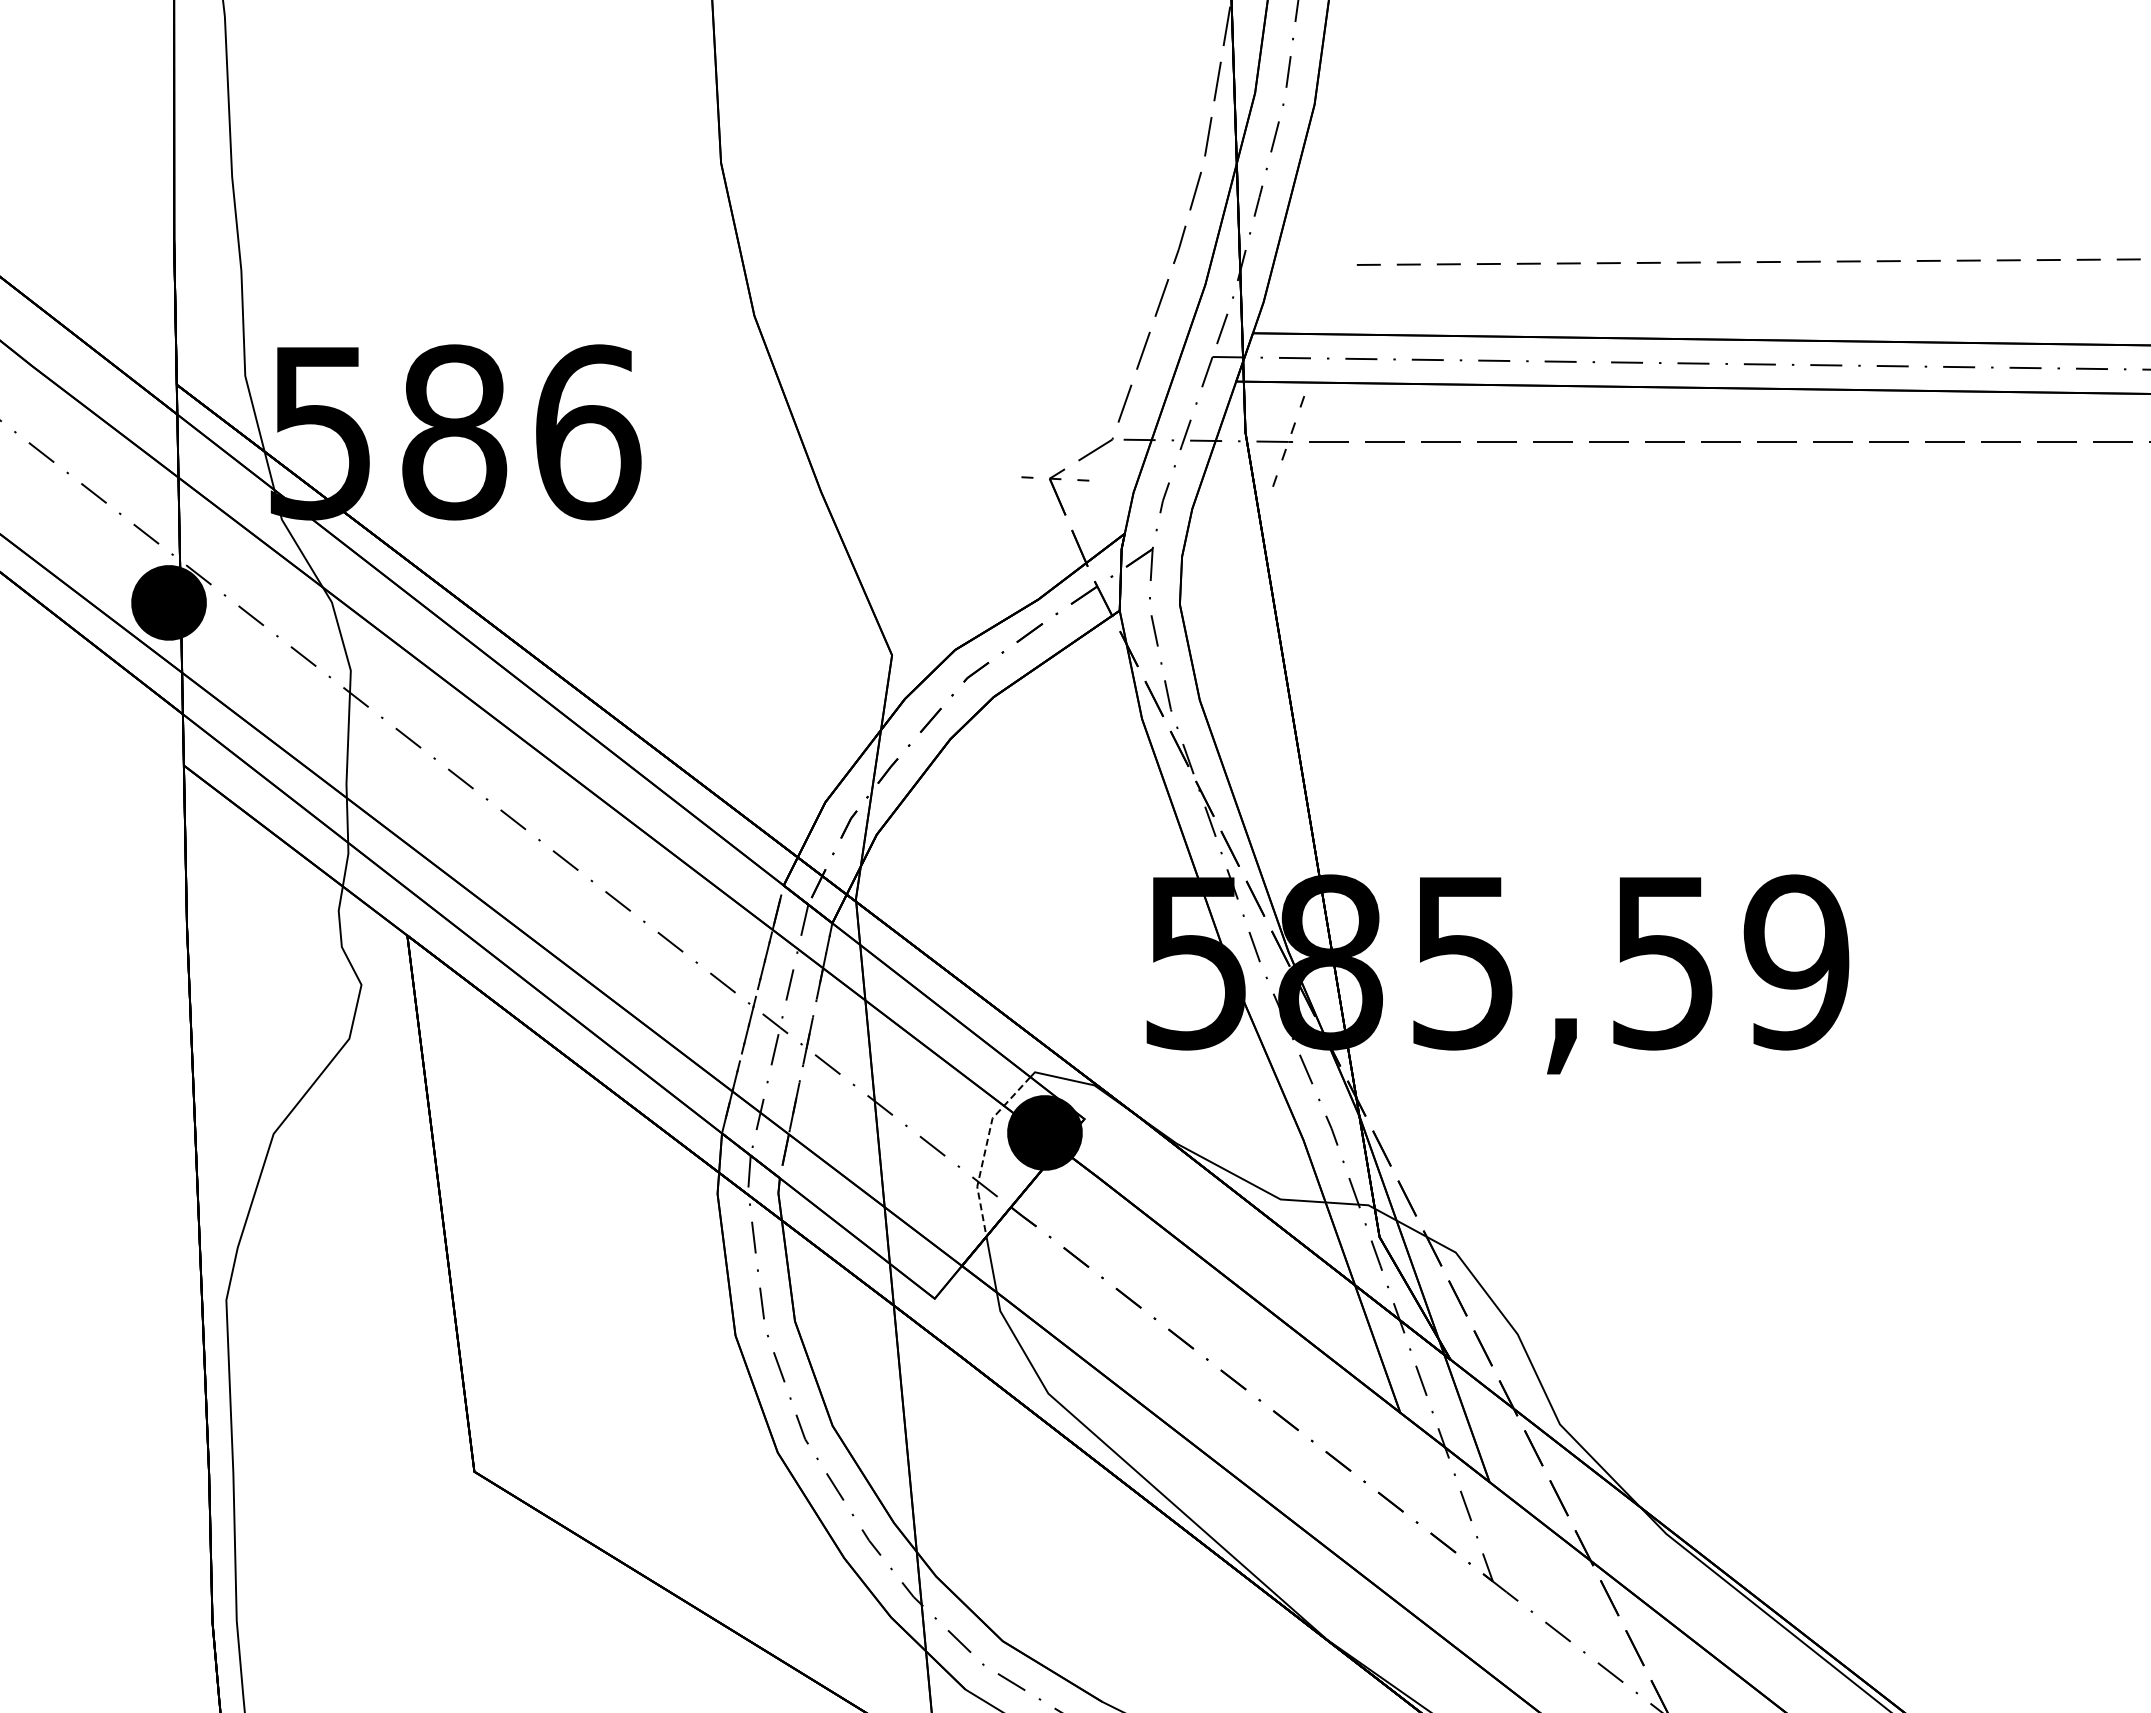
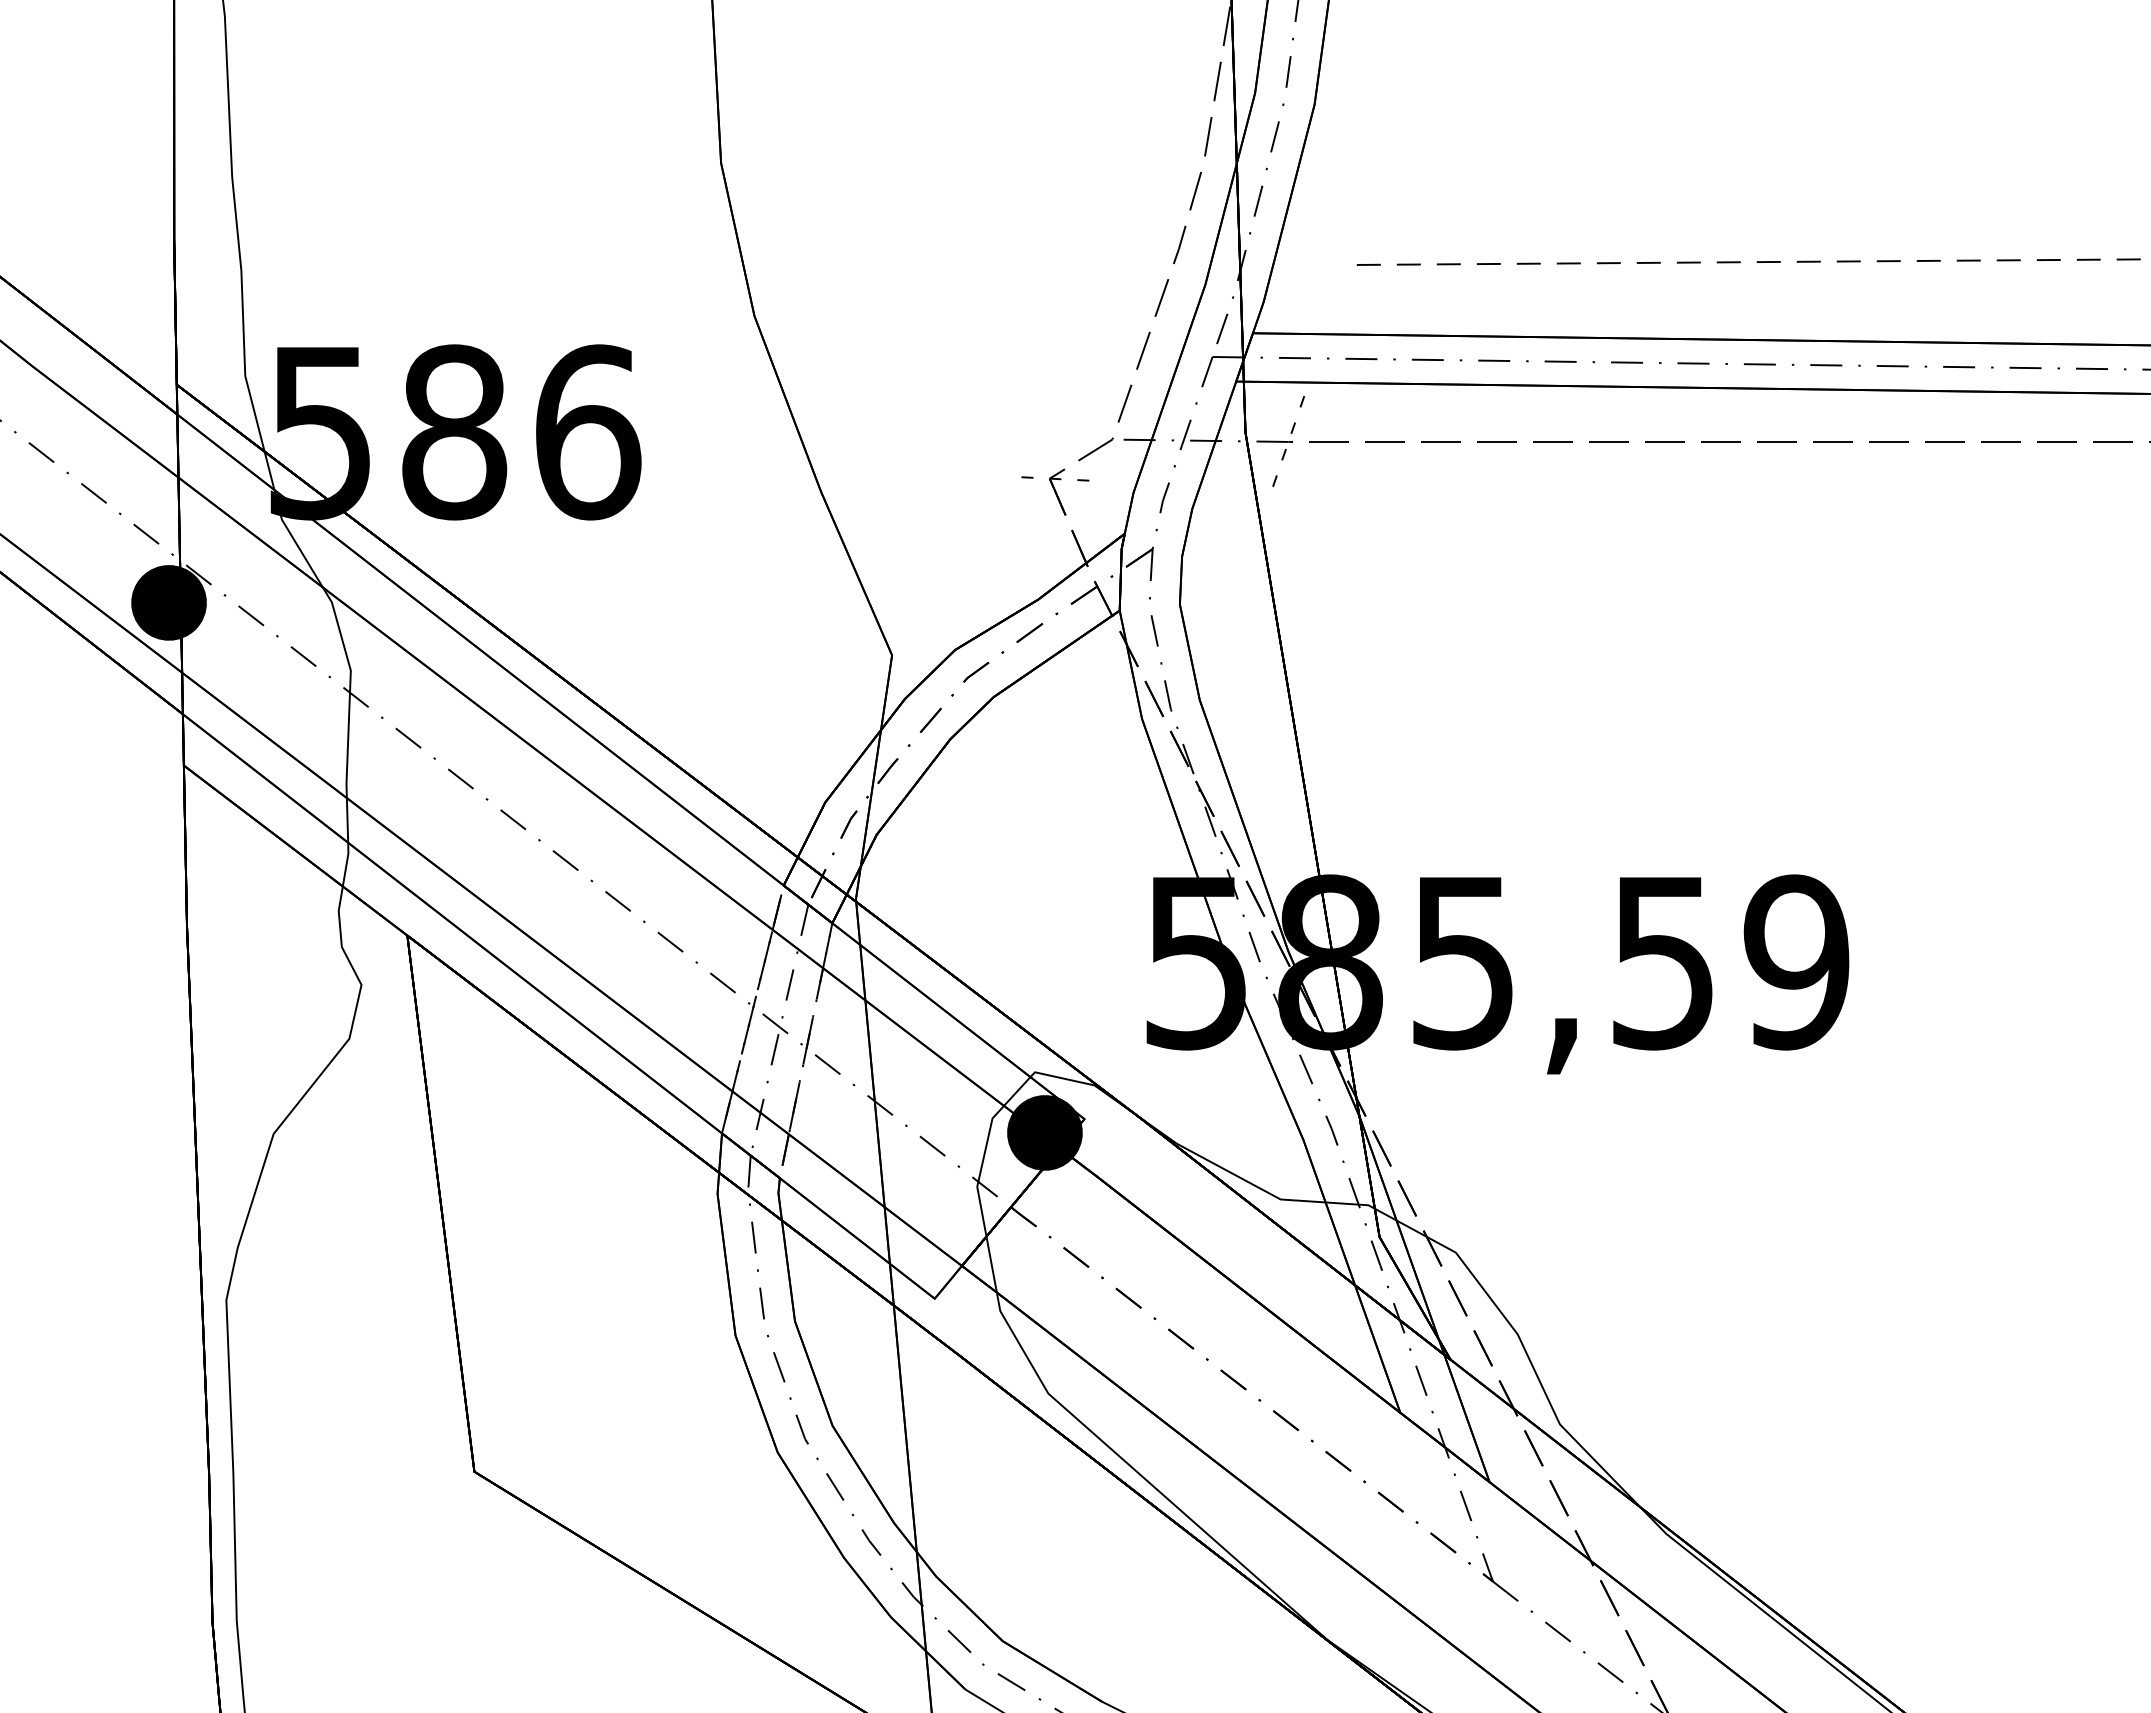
line: dashed -> solid (985, 1150)
